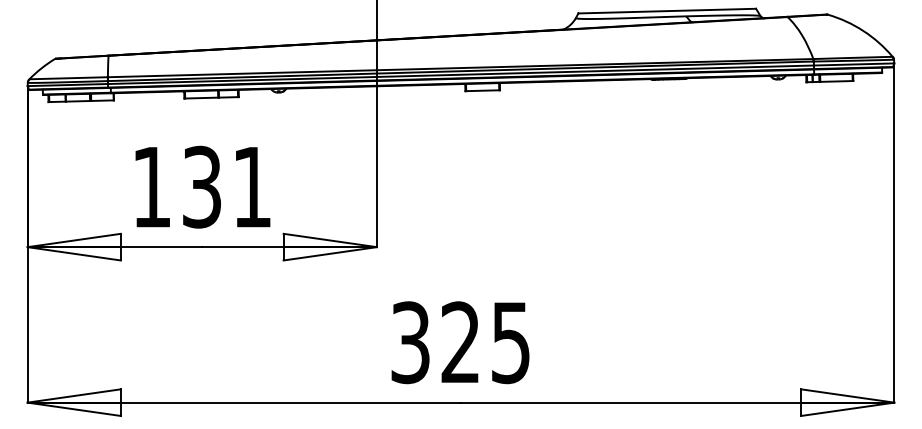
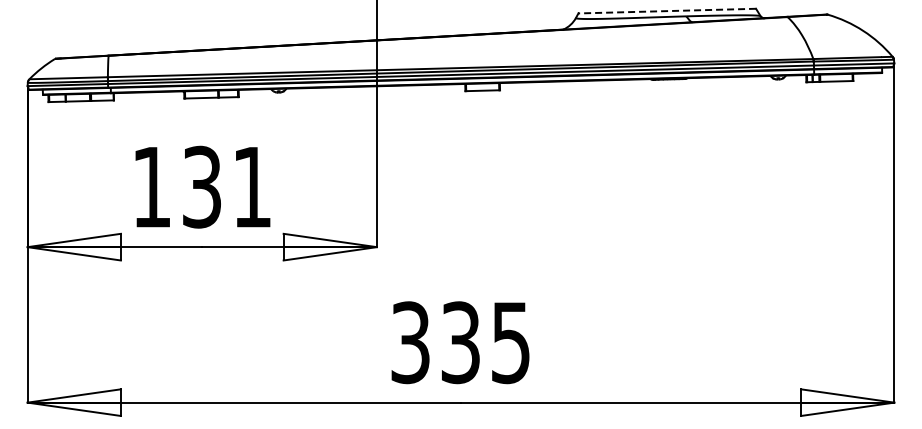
line: solid -> dashed (667, 11)
text: 325 -> 335 (460, 342)
